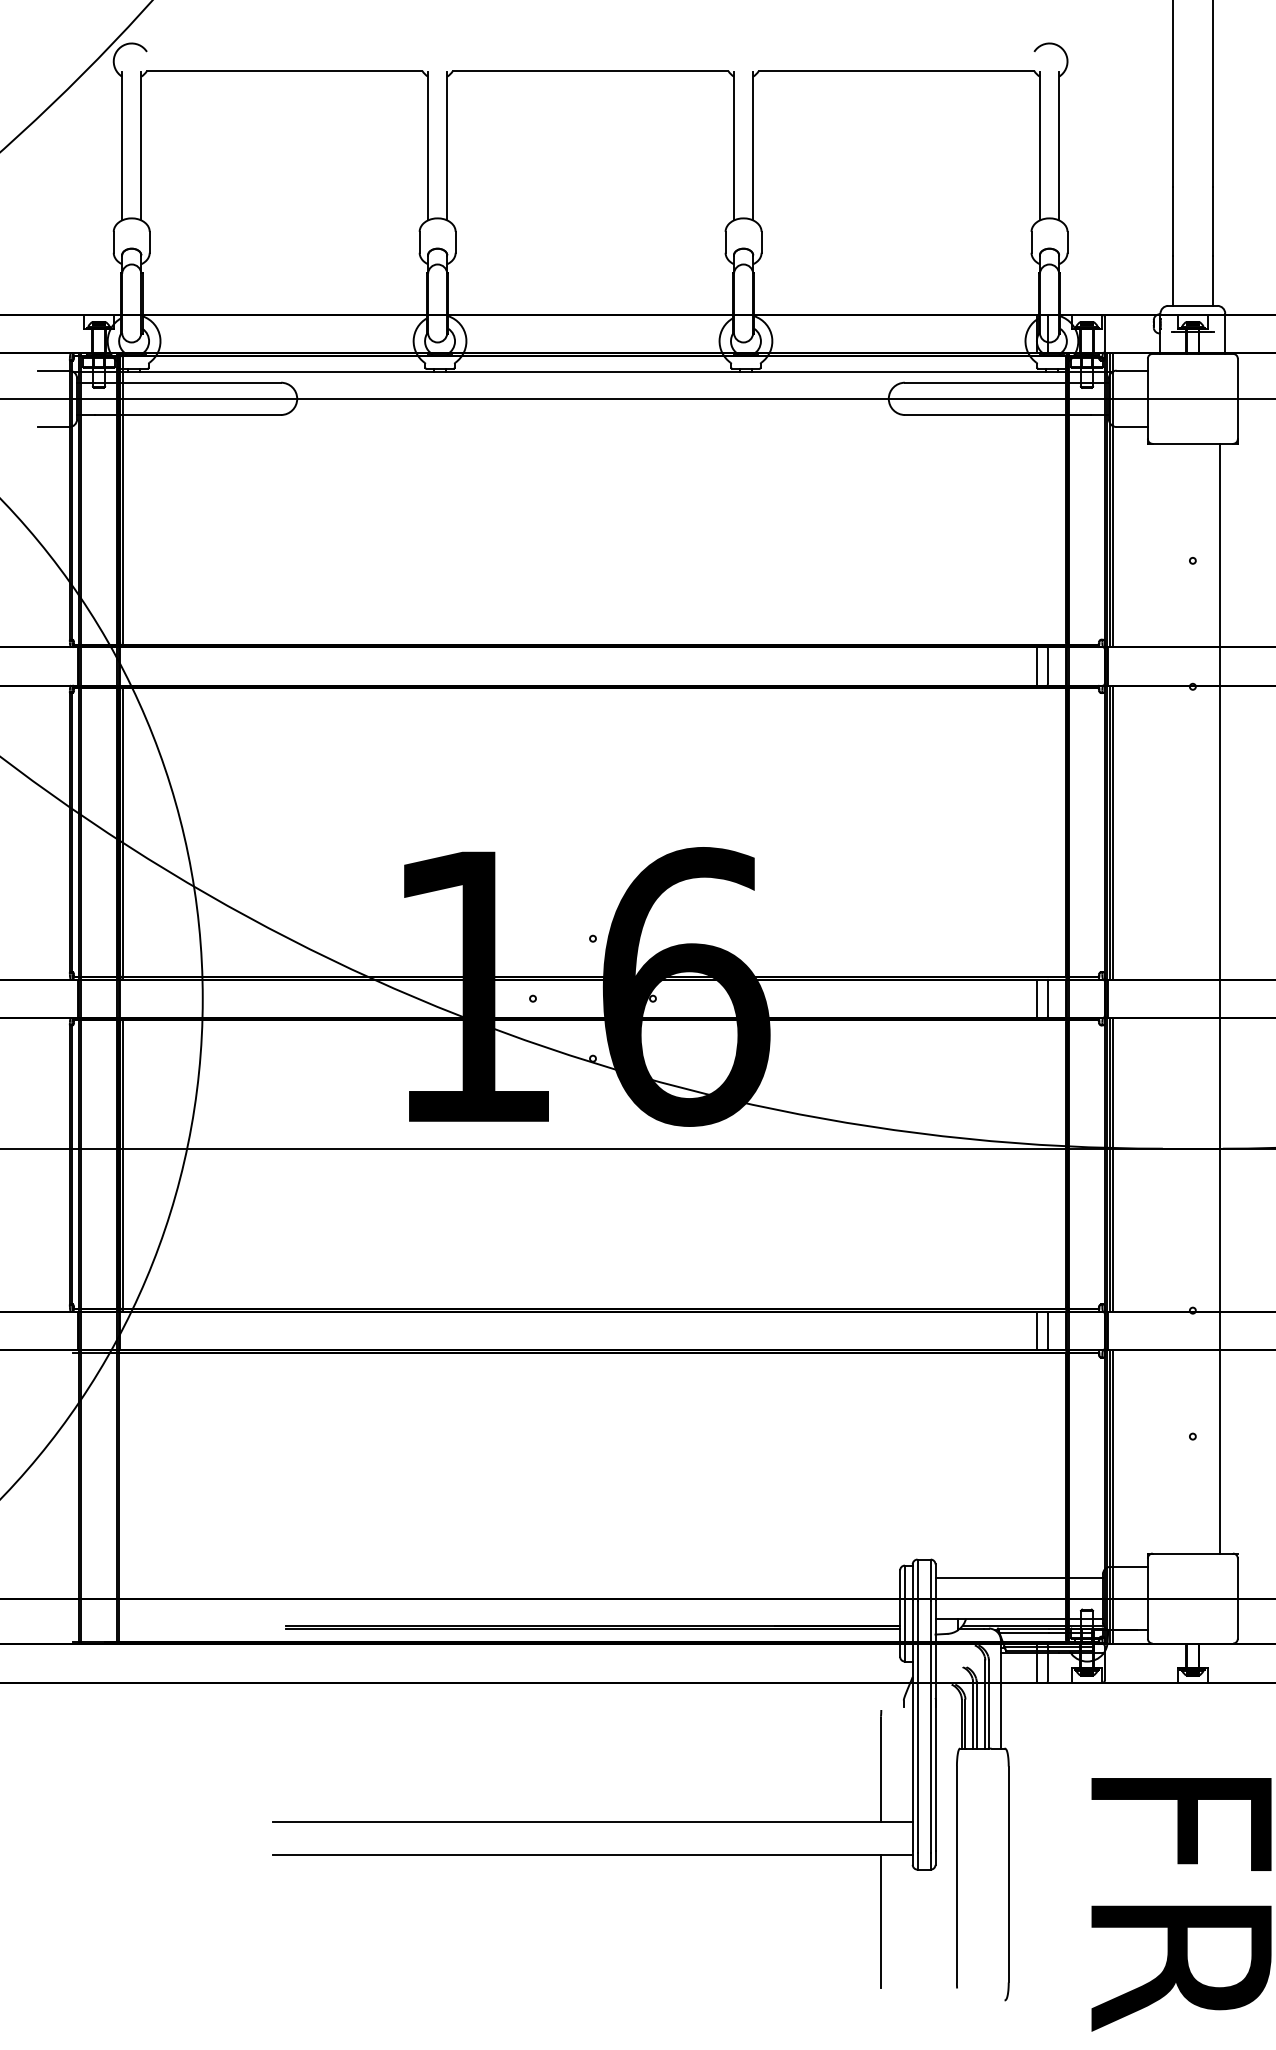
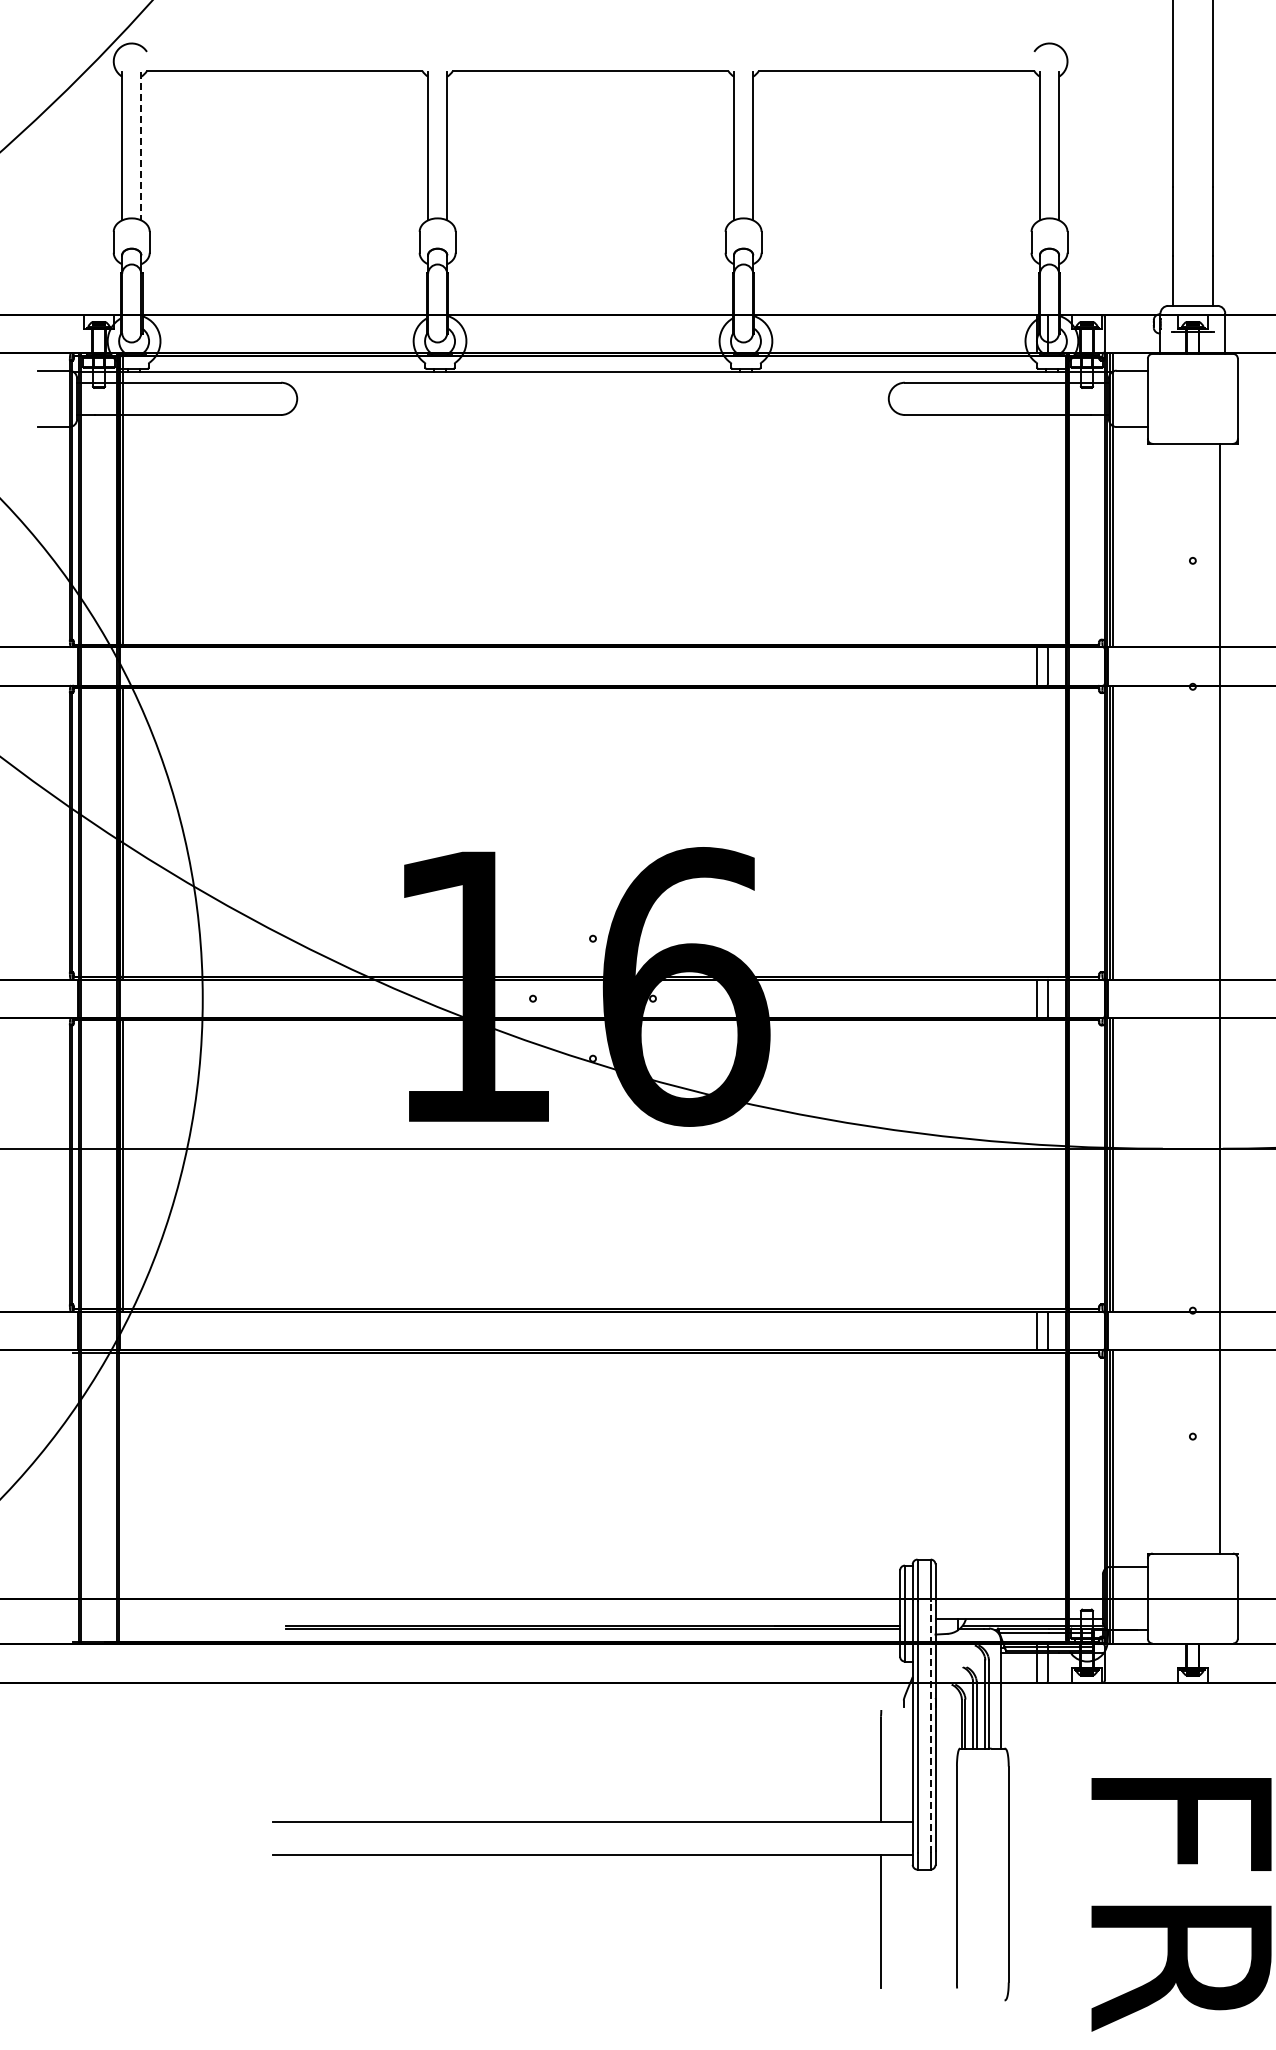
line: solid -> dashed (141, 146)
line: present -> none (637, 398)
line: present -> none (1018, 1578)
line: solid -> dashed (930, 1726)
